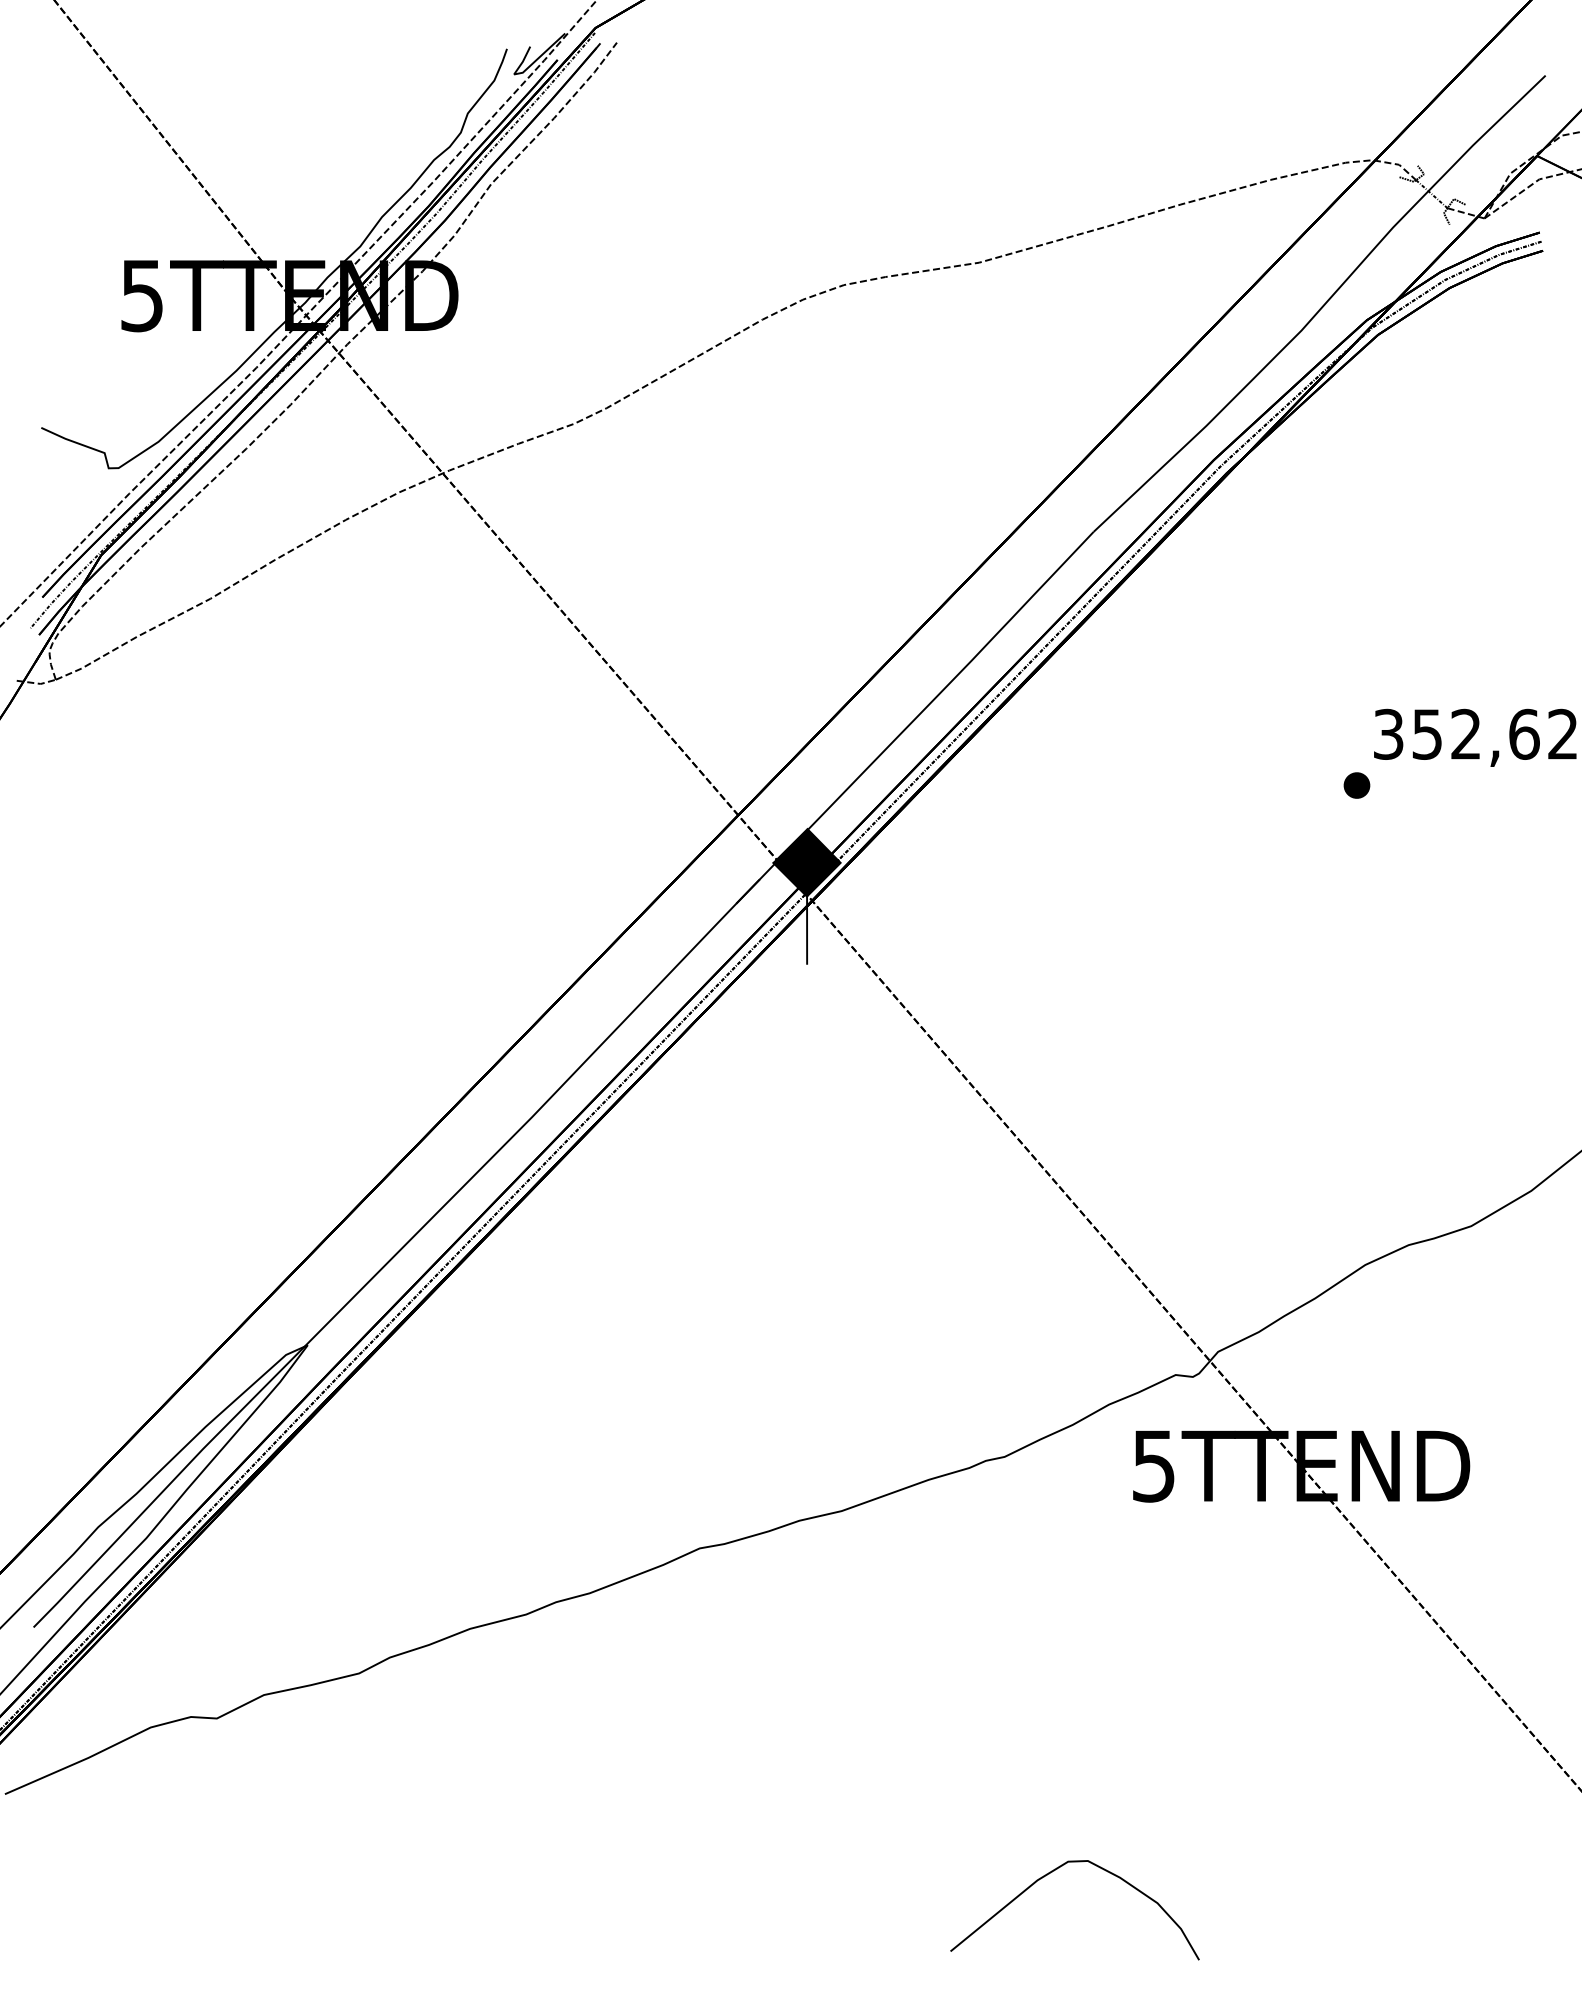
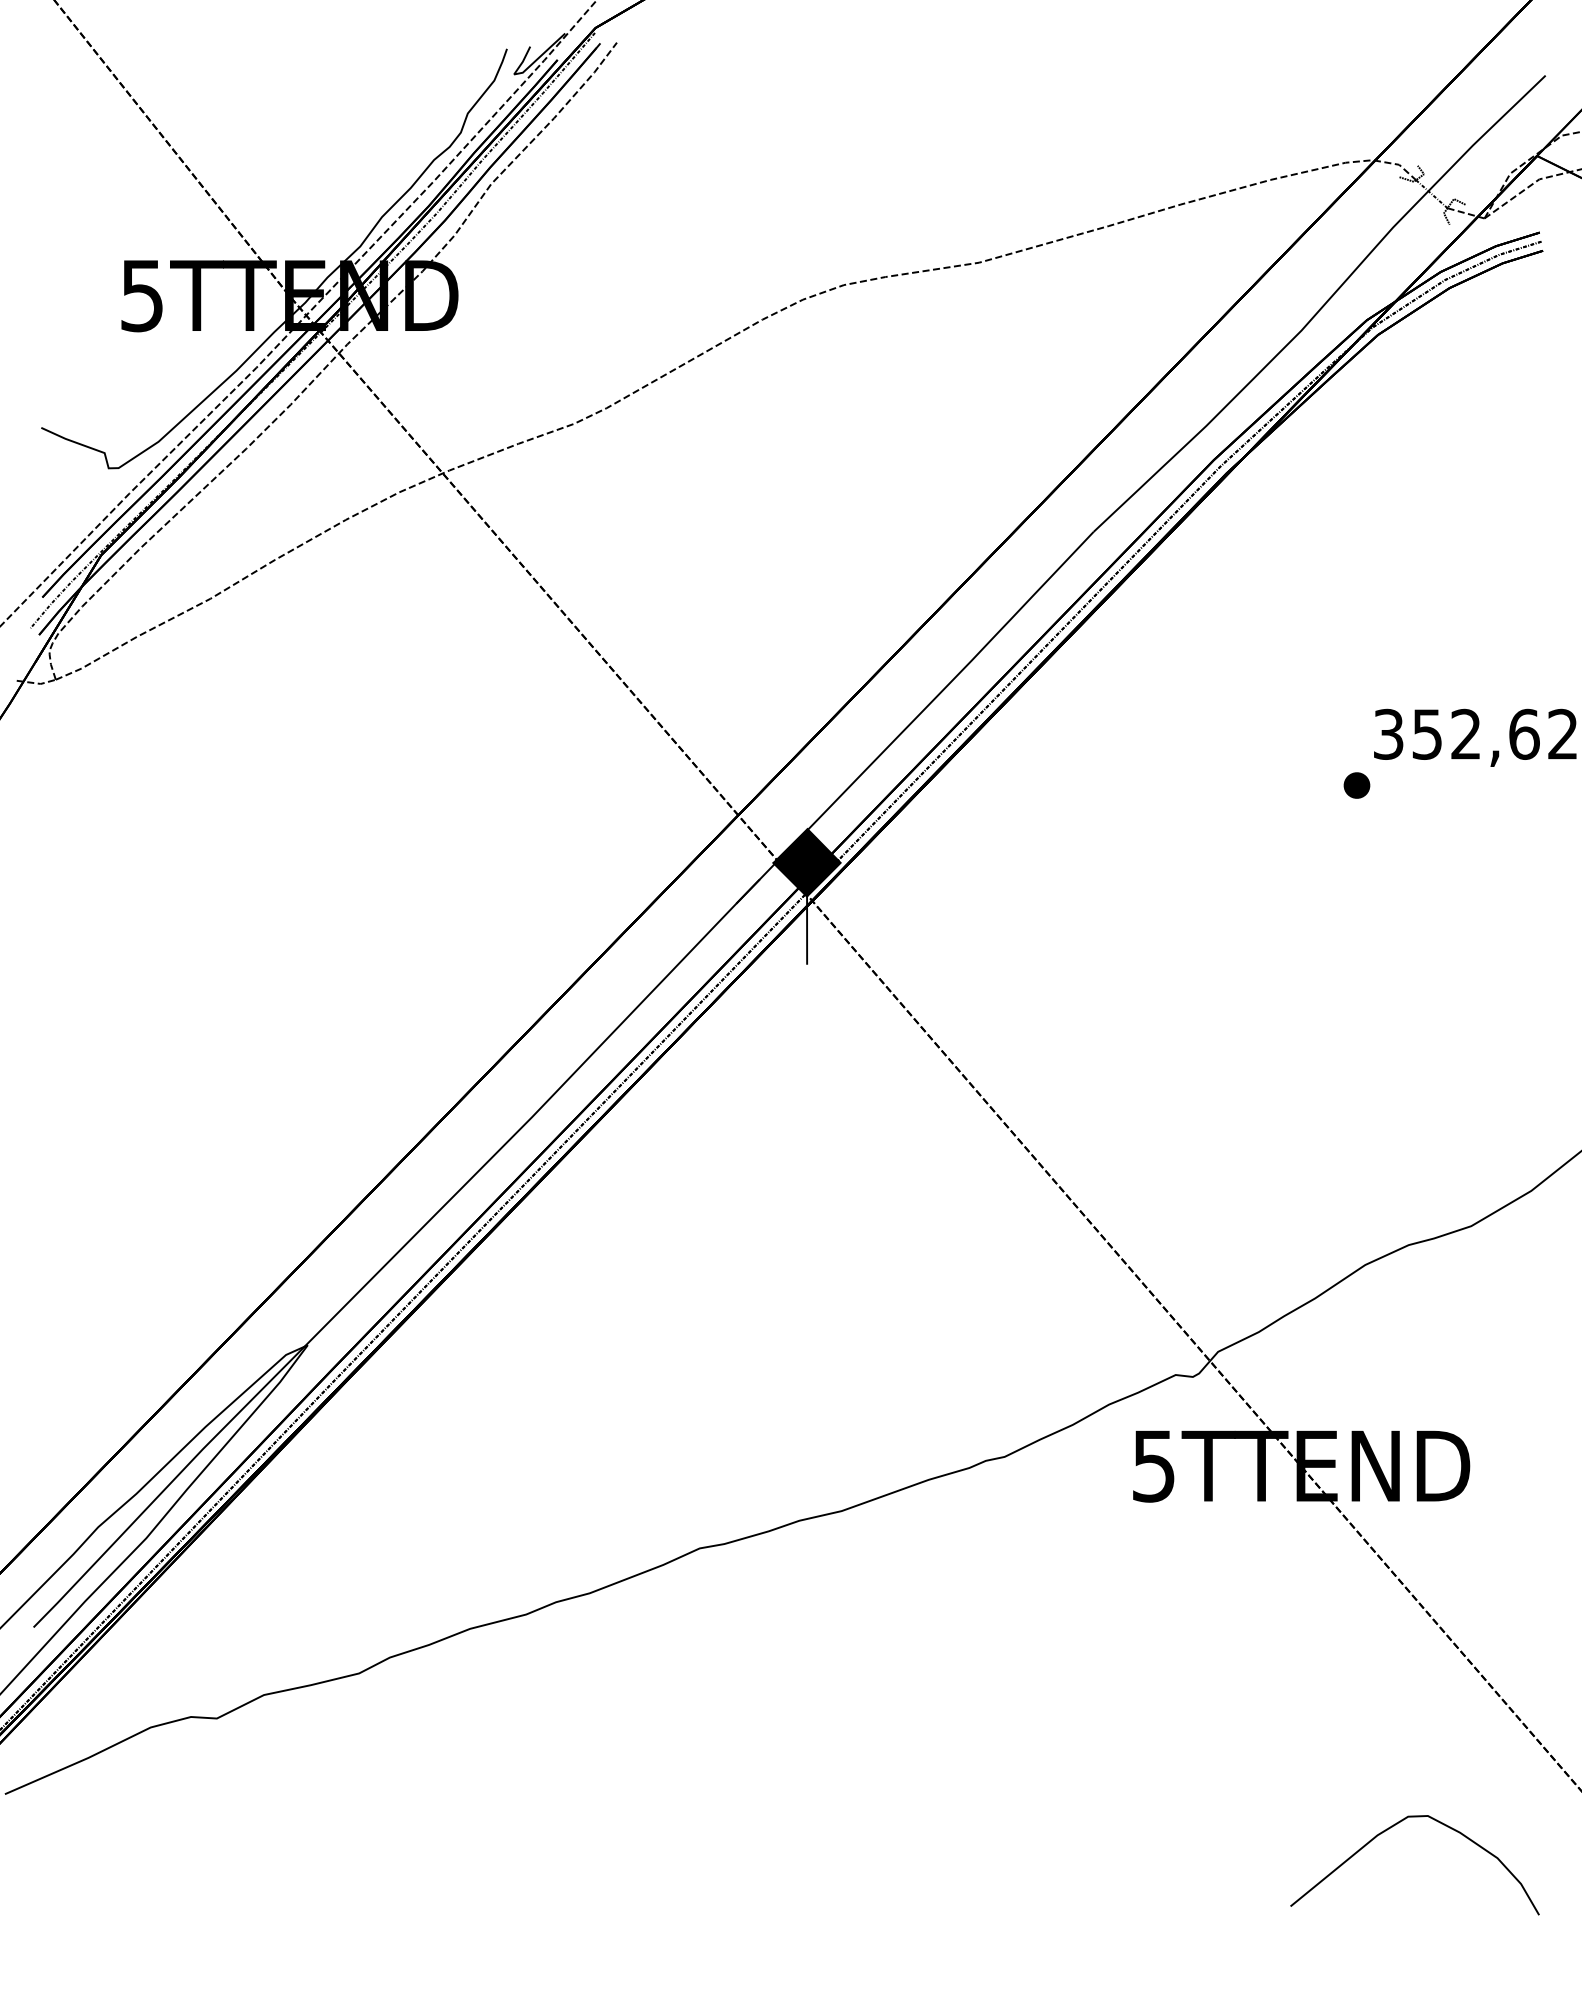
part position: (1054, 1871) -> (1394, 1826) (1394, 1826)
